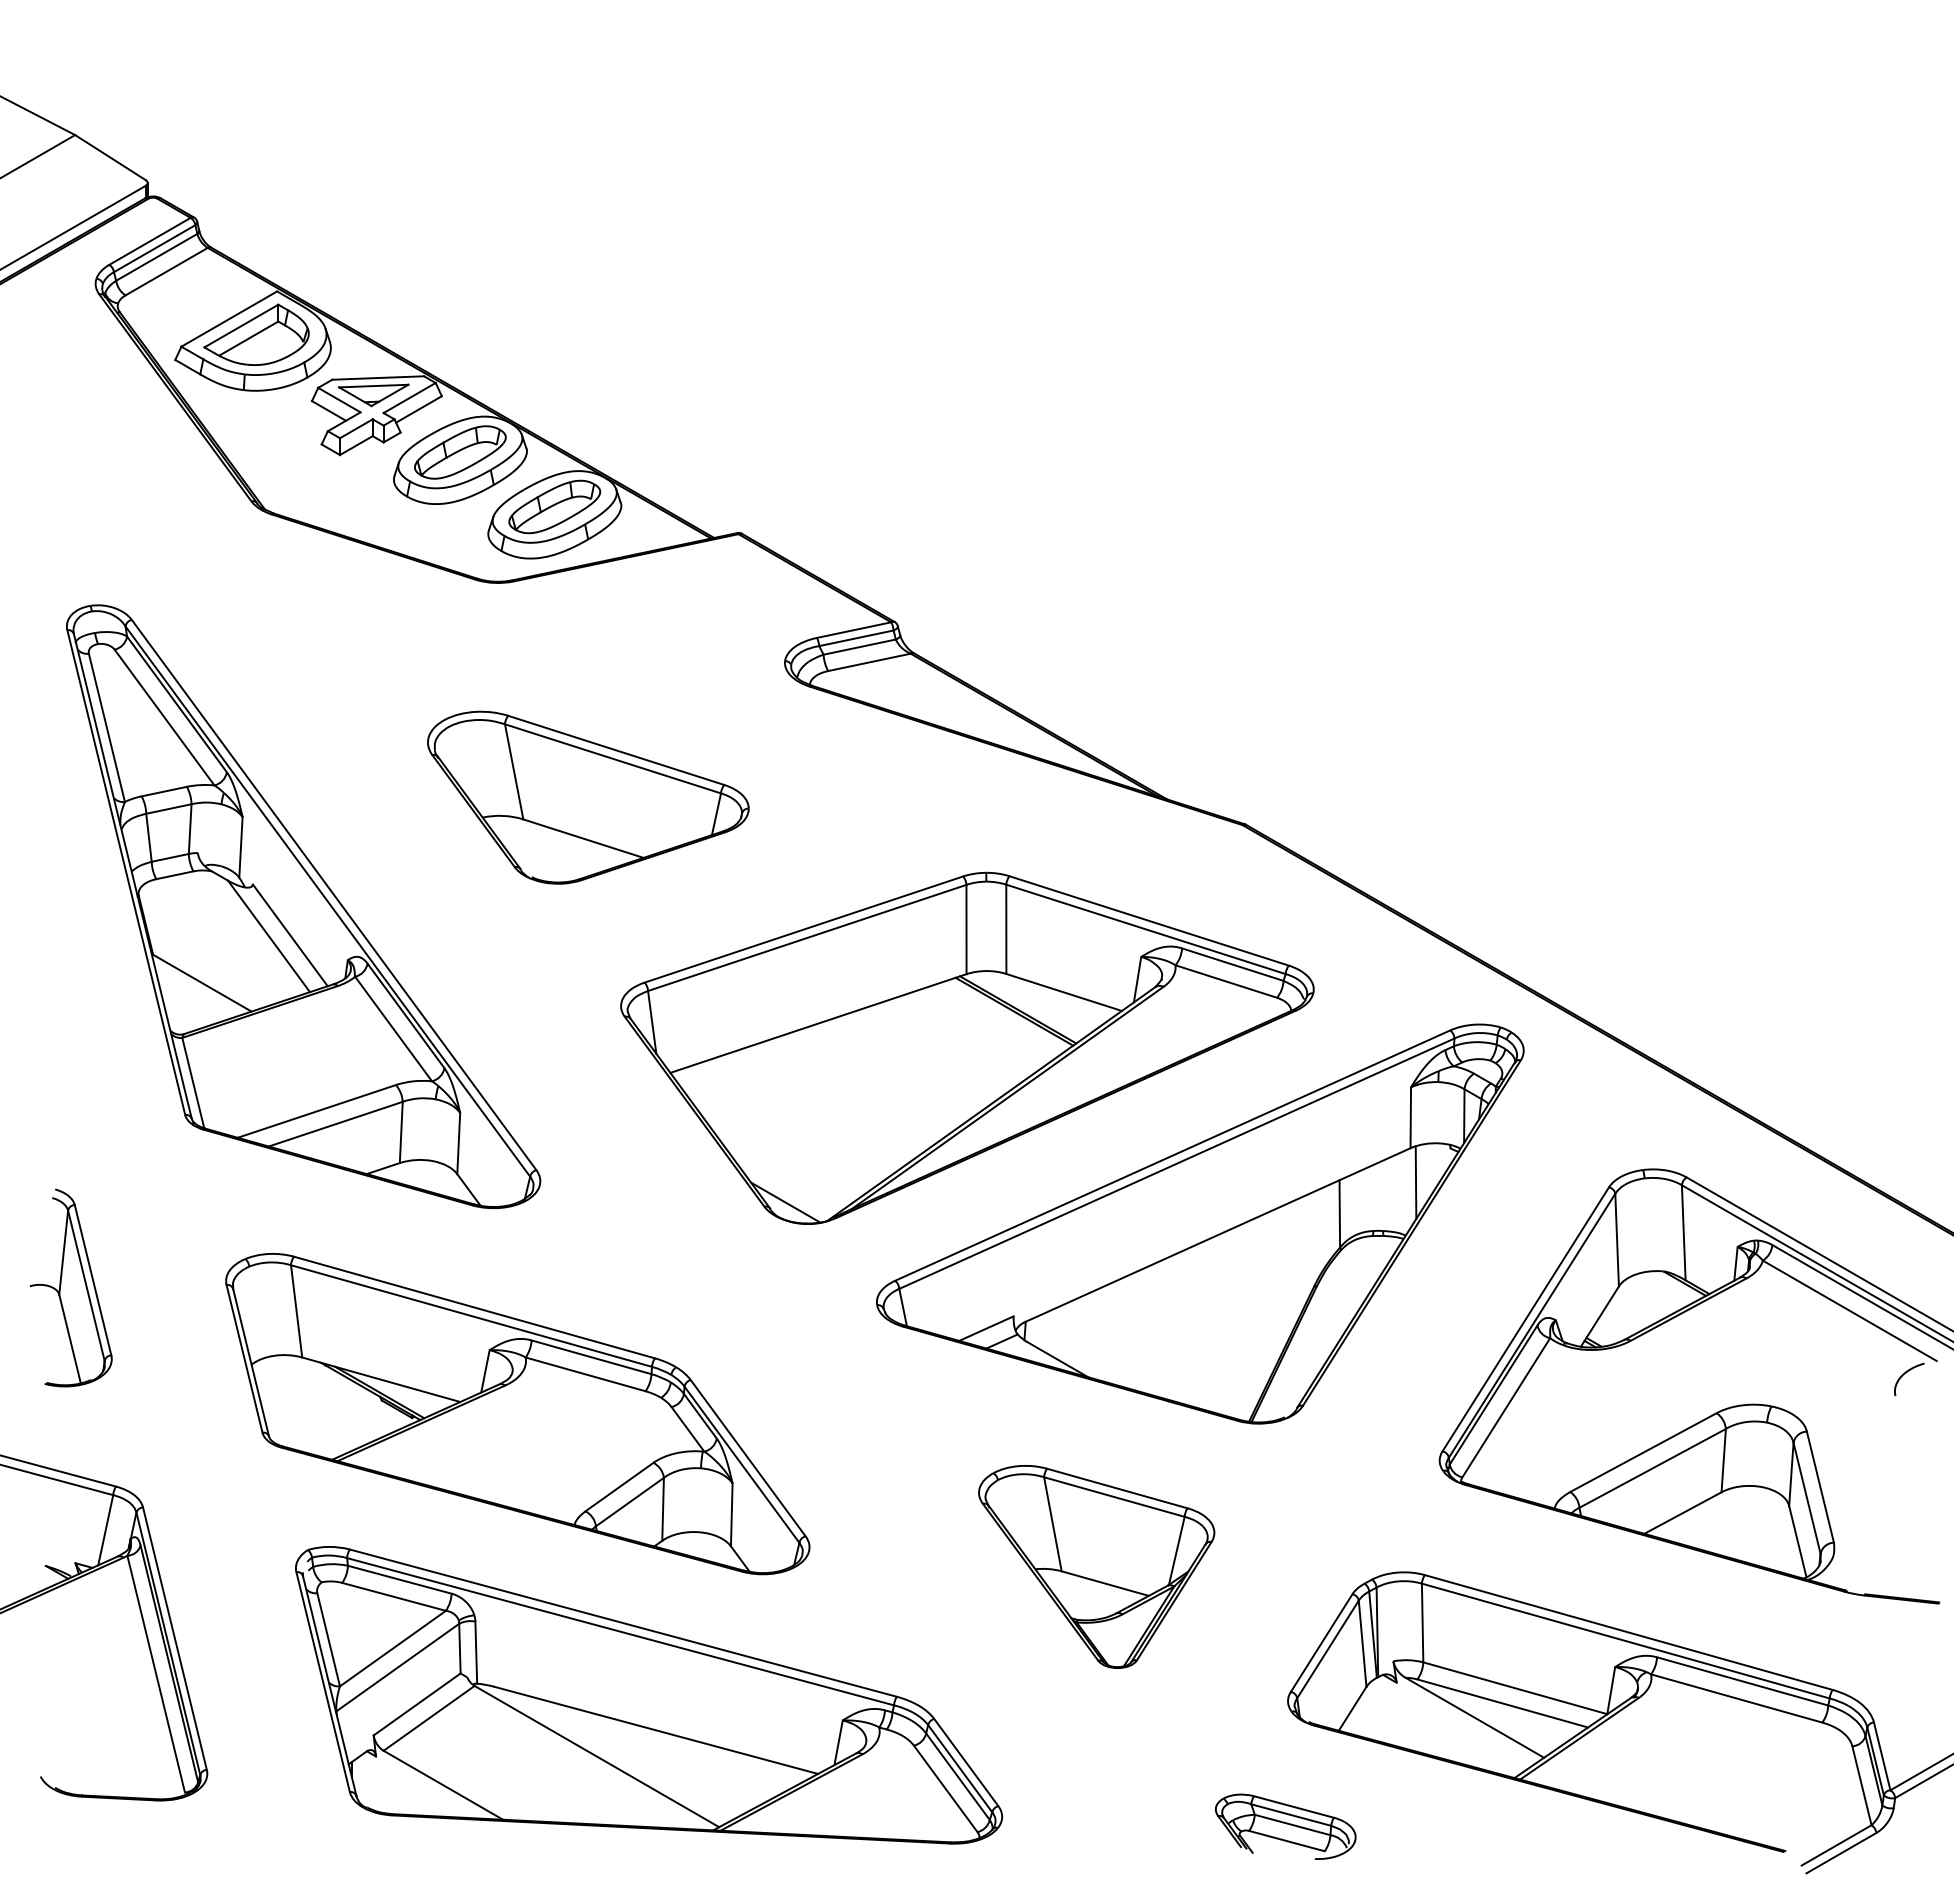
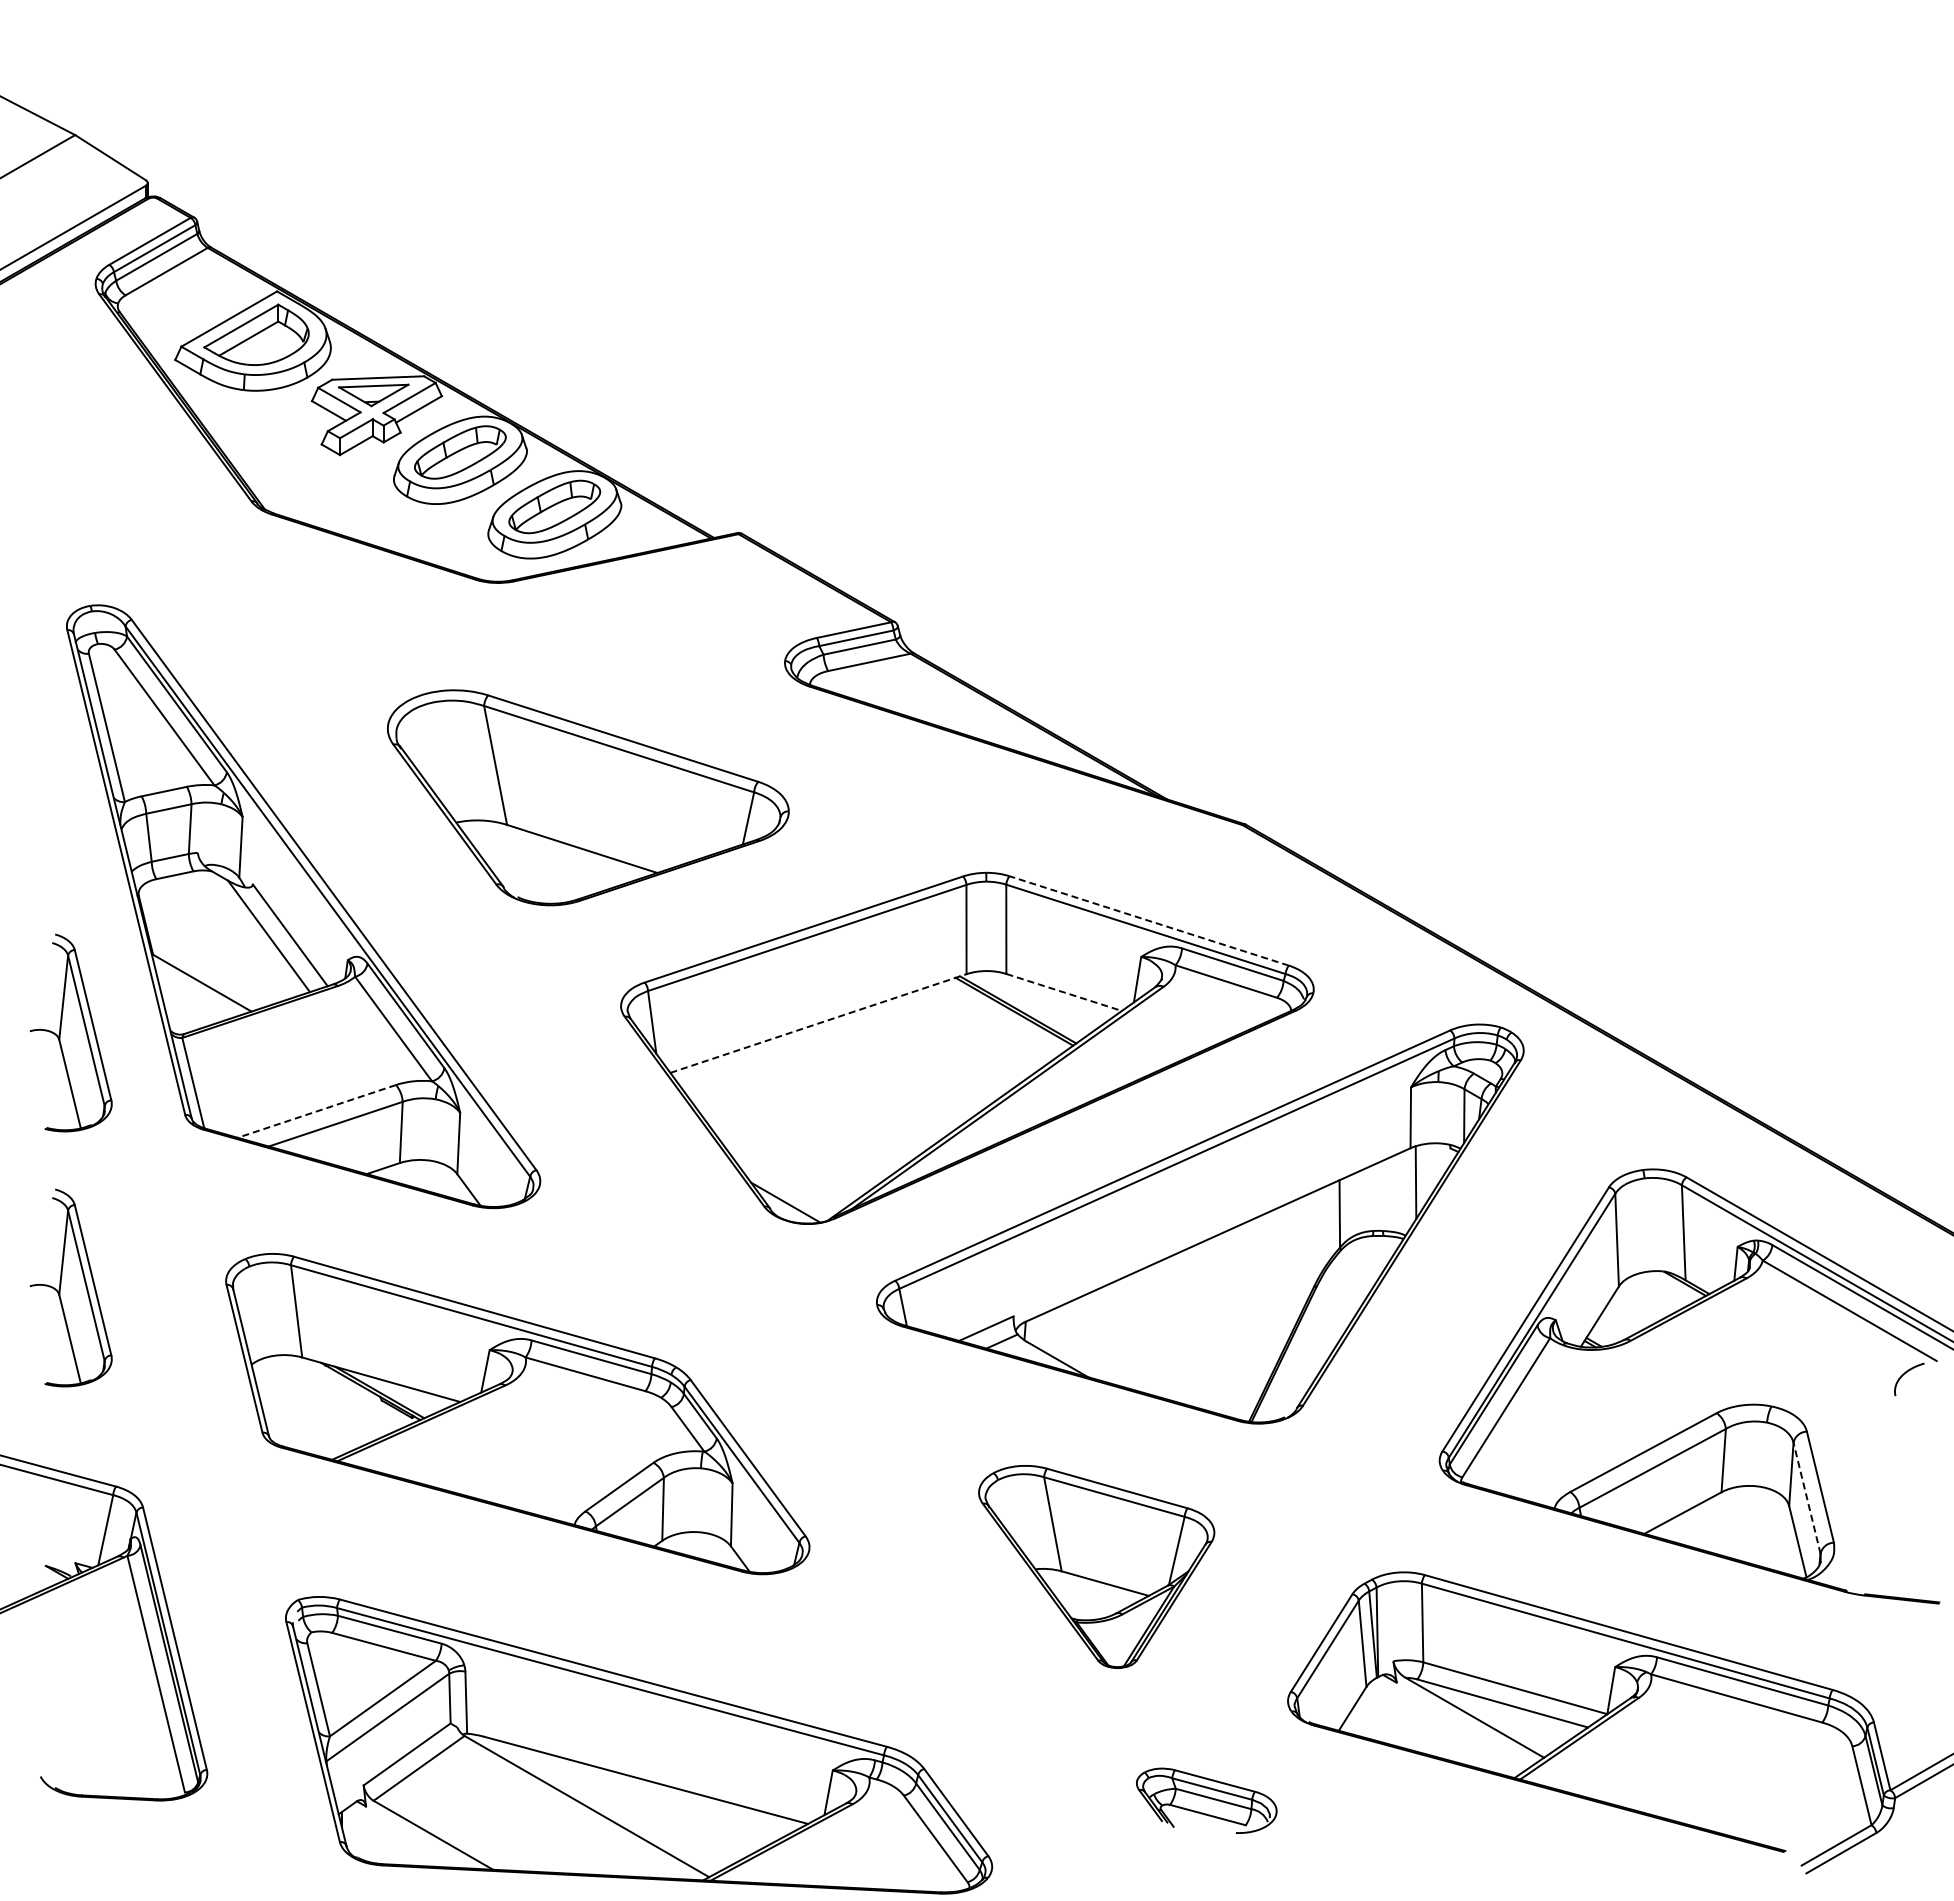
part size: 323x175 px -> 403x218 px (588, 797)
line: solid -> dashed (1149, 920)
line: solid -> dashed (1064, 992)
line: solid -> dashed (818, 1023)
part: none -> present (70, 1032)
line: solid -> dashed (316, 1111)
line: solid -> dashed (1806, 1497)
part position: (649, 1695) -> (639, 1745) (639, 1745)
part position: (1285, 1826) -> (1206, 1800) (1206, 1800)
